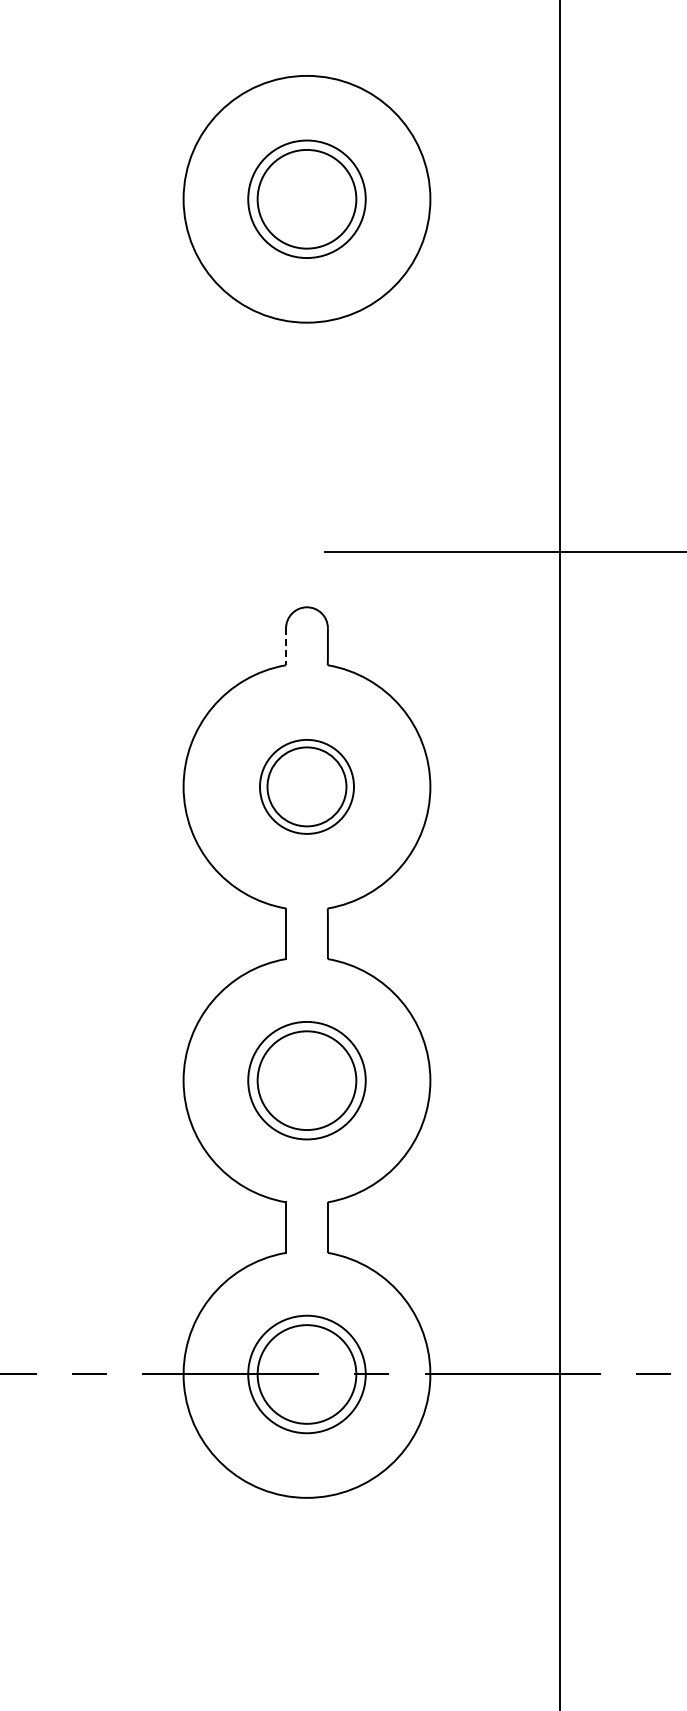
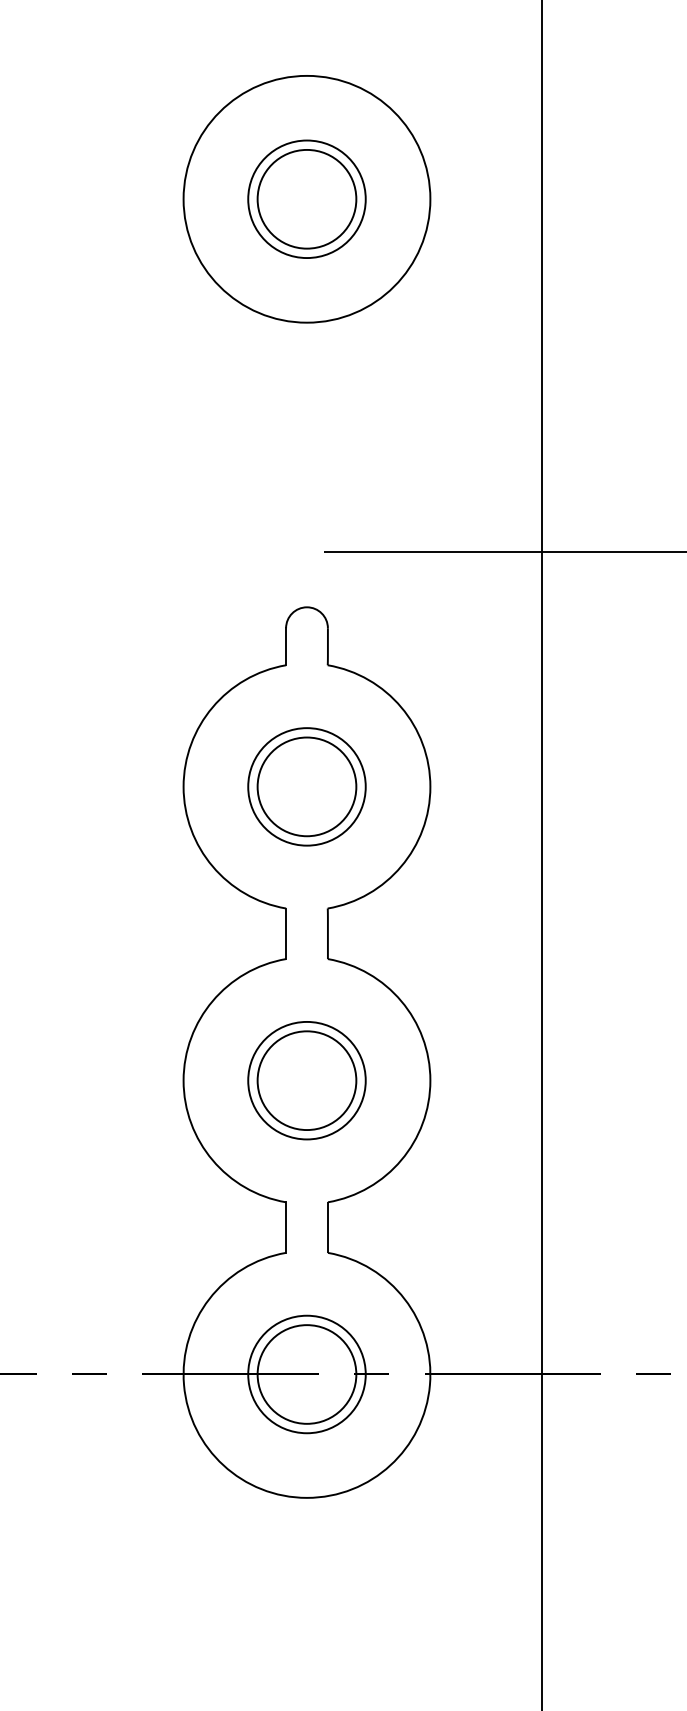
line: dashed -> solid (286, 646)
part size: 96x96 px -> 120x120 px (306, 786)
line position: (560, 854) -> (542, 854) (542, 854)
